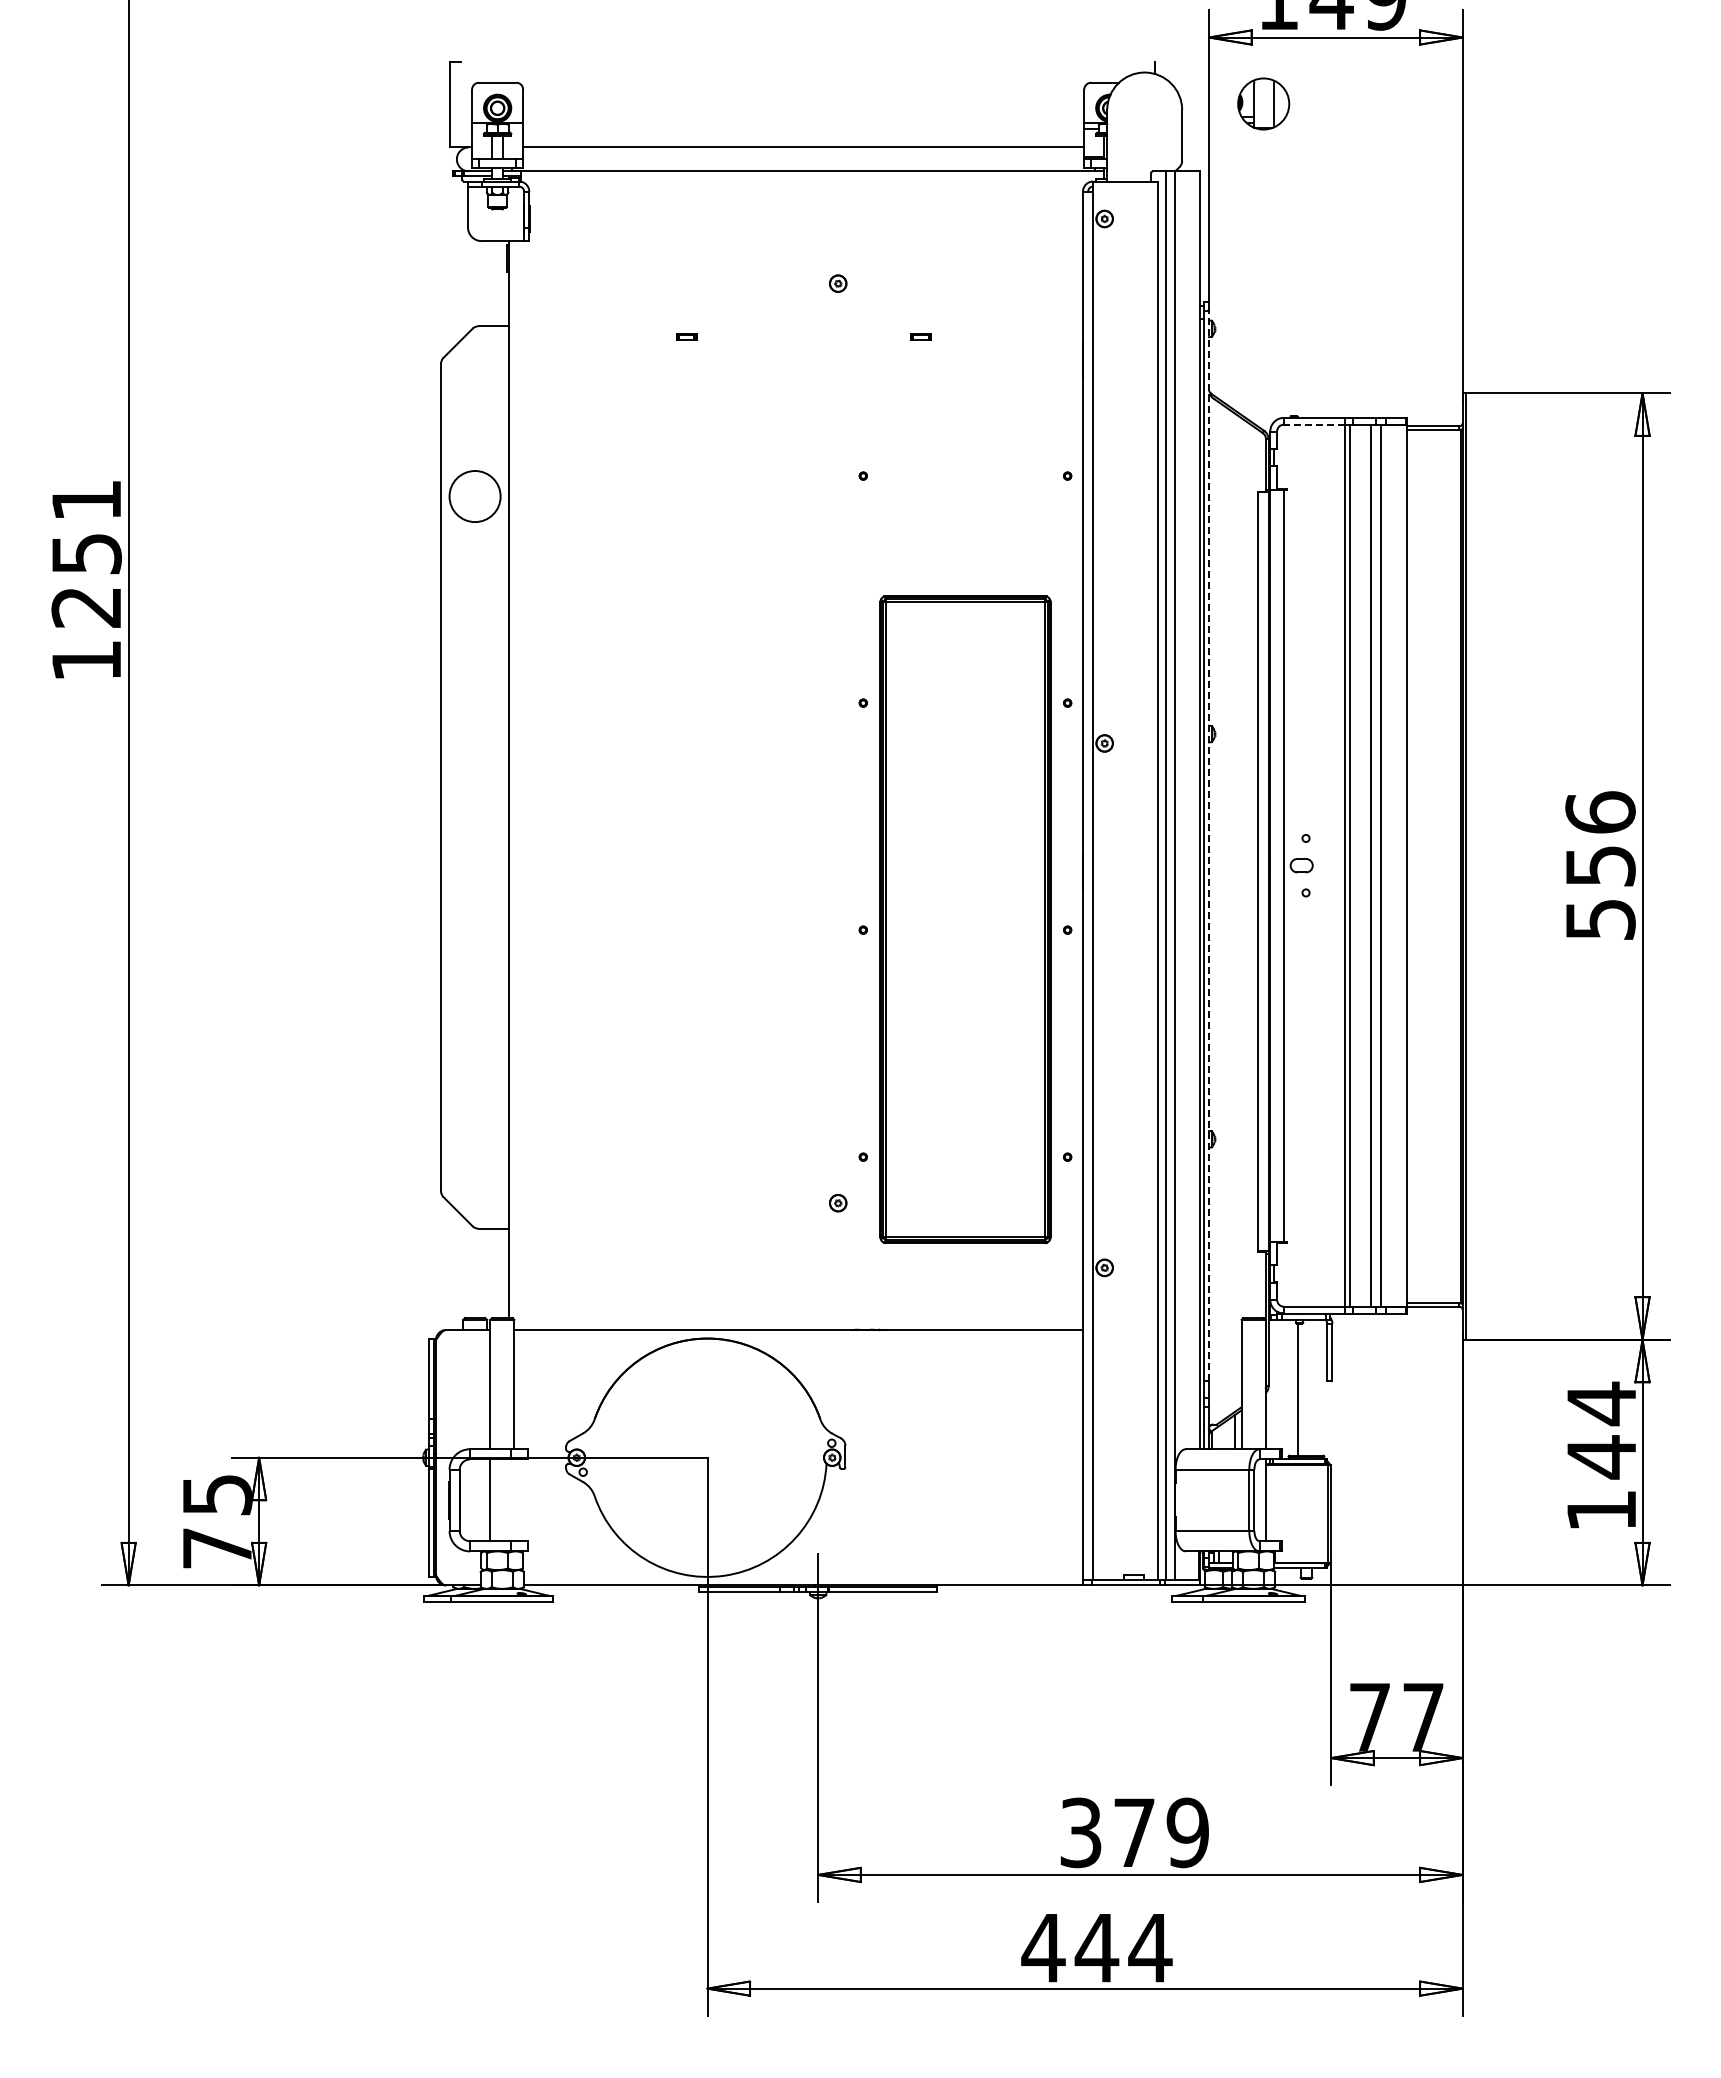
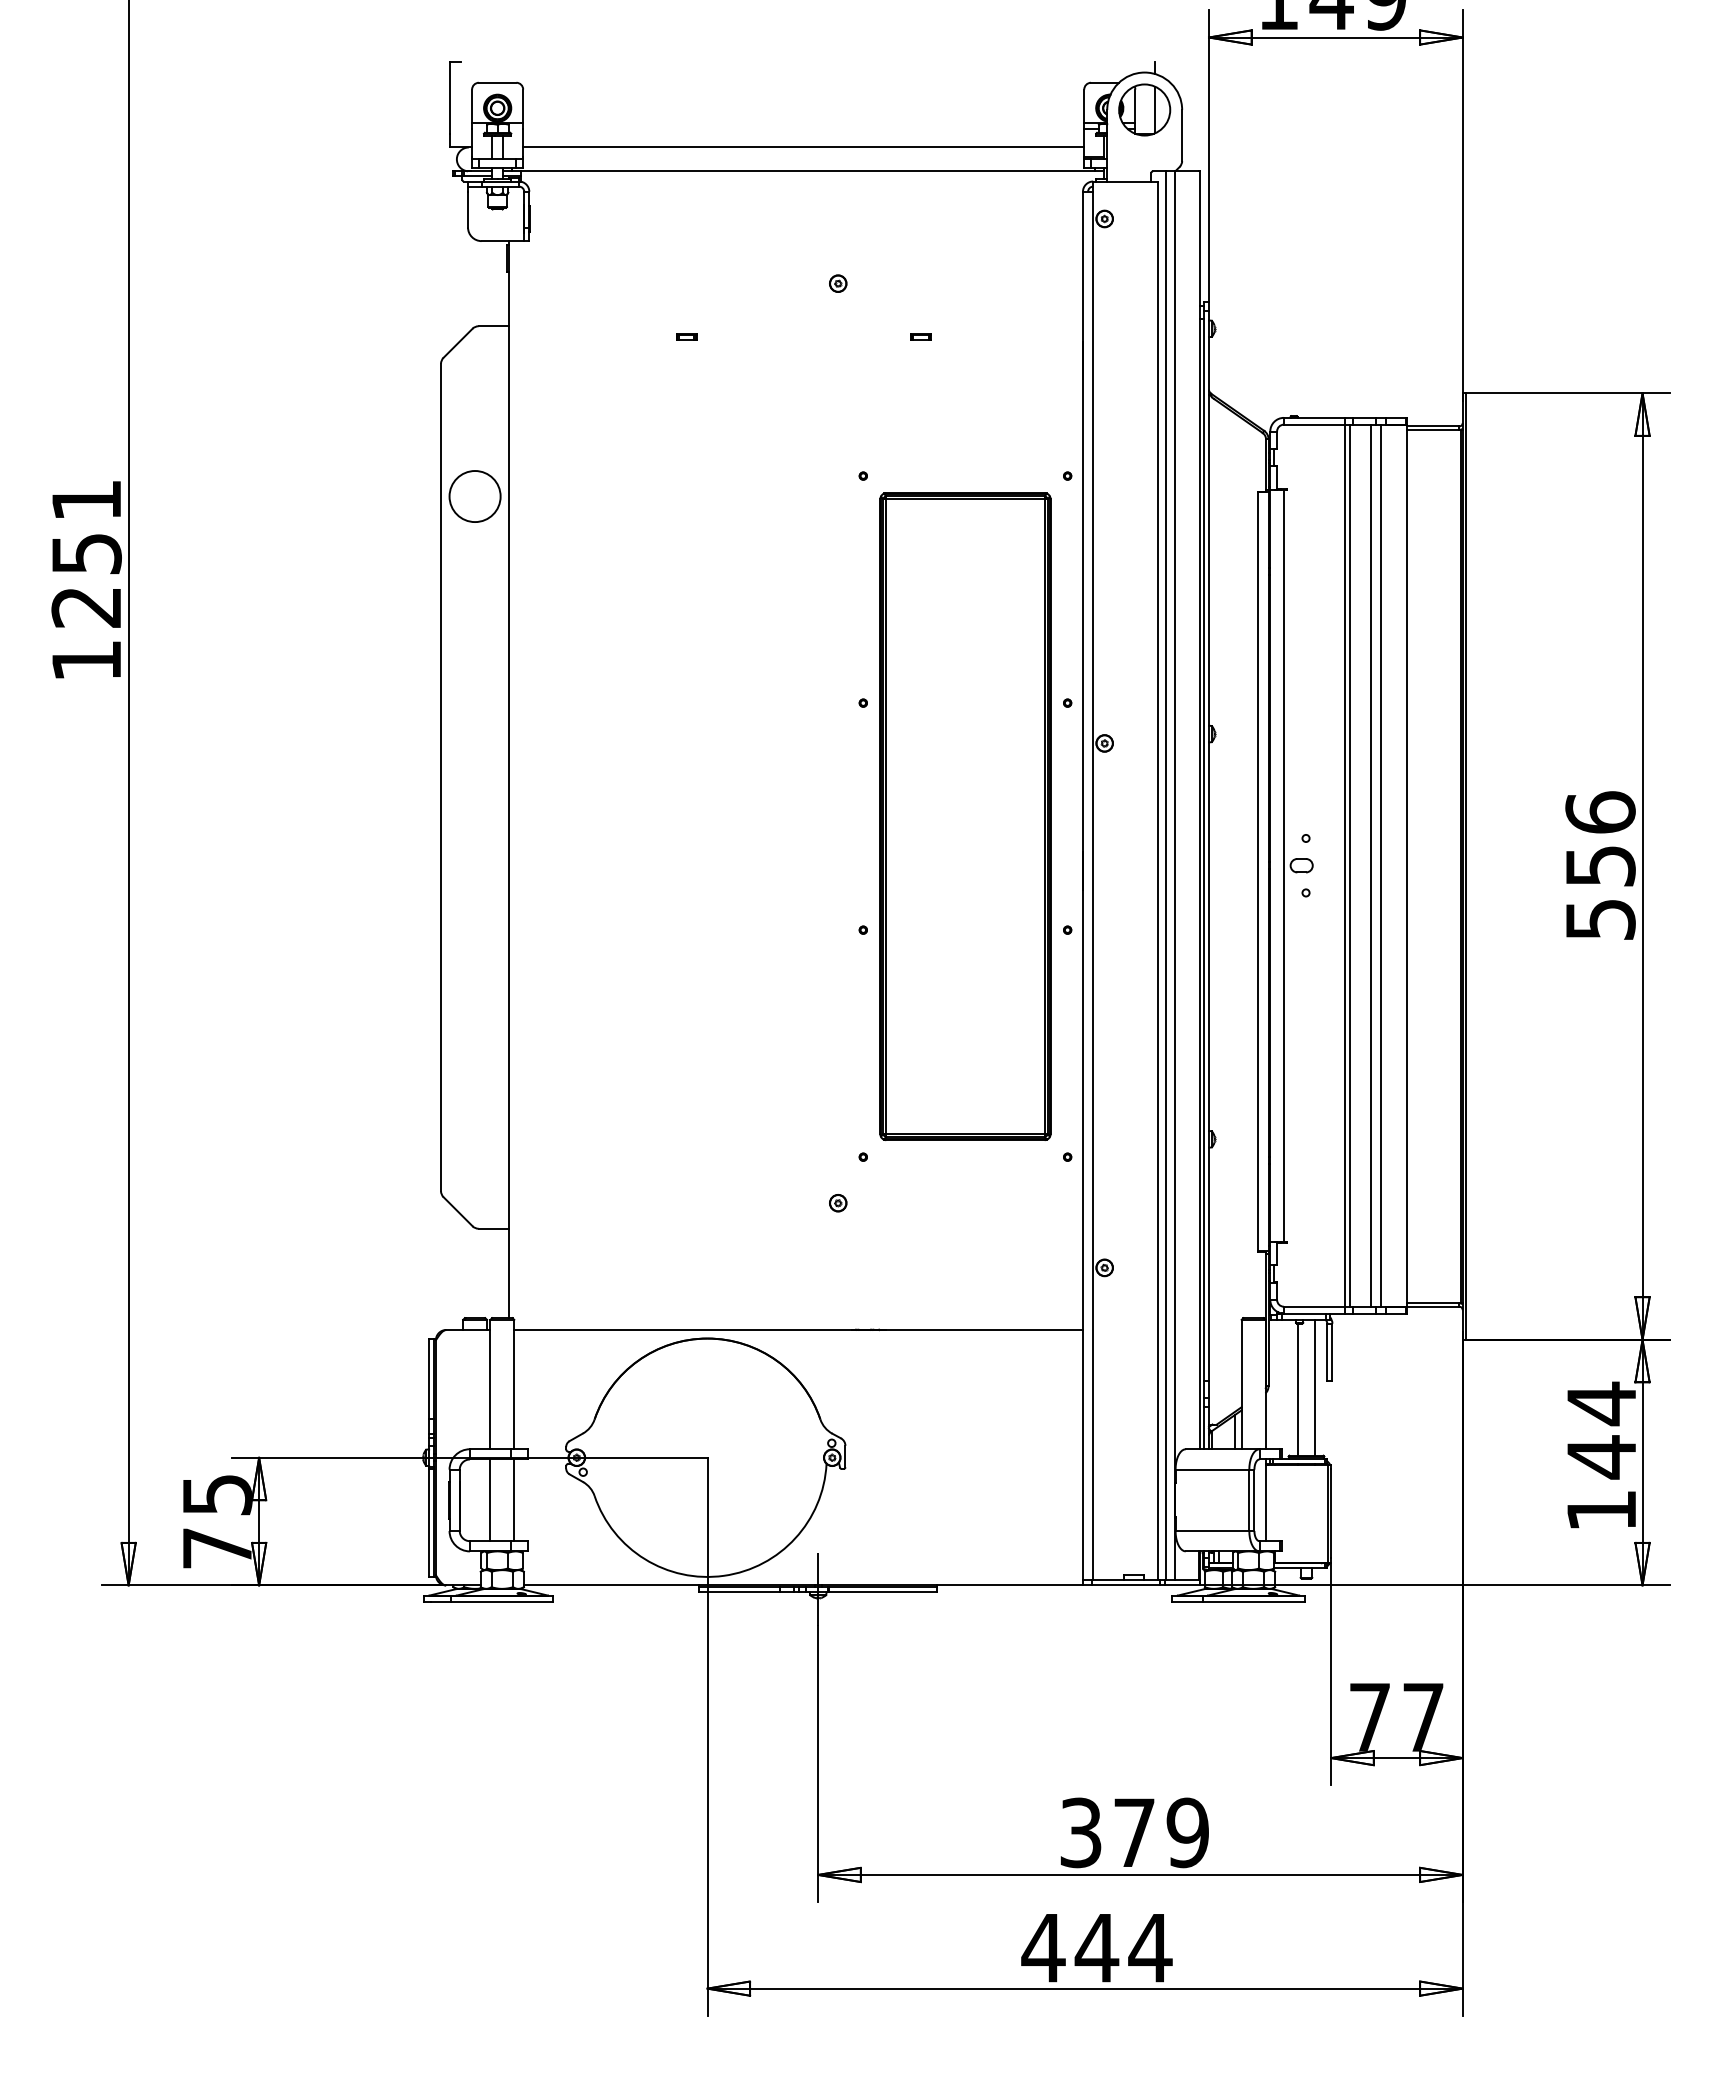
part position: (1263, 103) -> (1144, 109) (1144, 109)
line: dashed -> solid (1314, 424)
line: dashed -> solid (1208, 845)
part position: (965, 919) -> (965, 816) (965, 816)
line: none -> present (1314, 1387)
line: none -> present (514, 1500)
